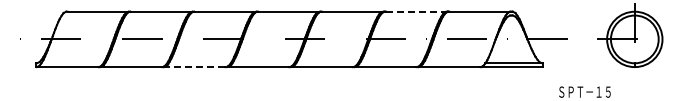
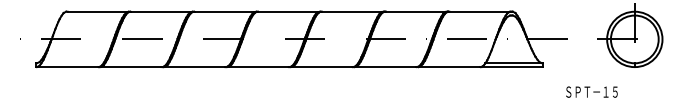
line: dashed -> solid (416, 11)
line: dashed -> solid (194, 67)
text position: (584, 91) -> (591, 91) (591, 91)
